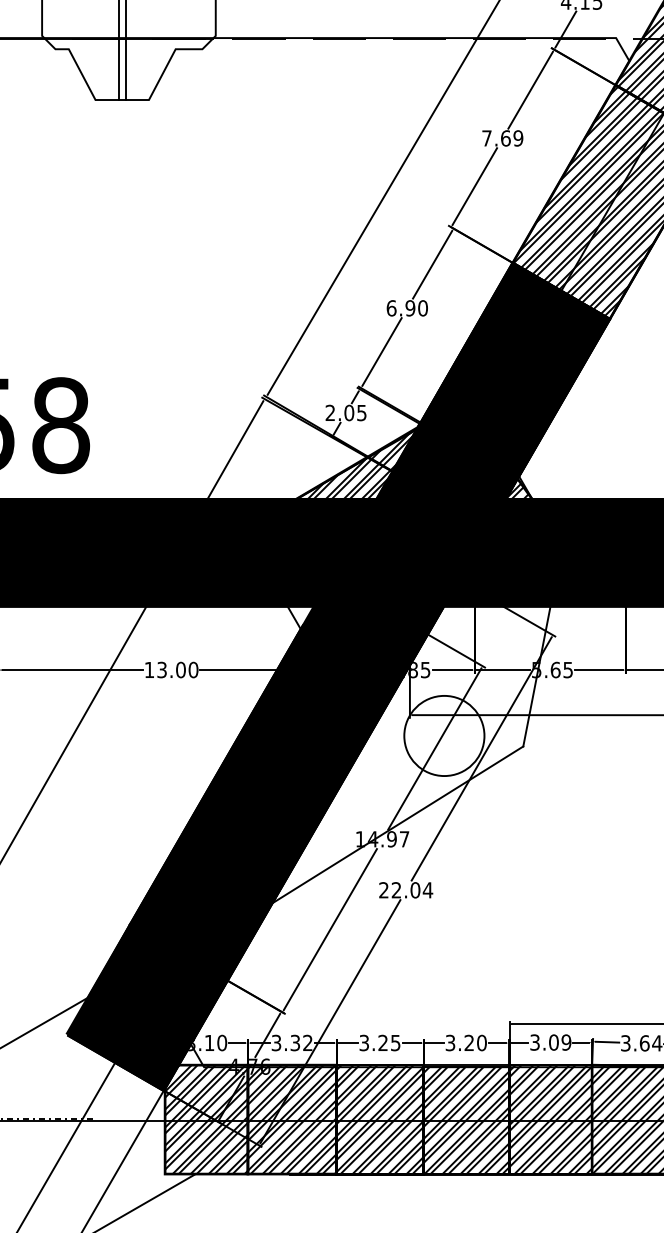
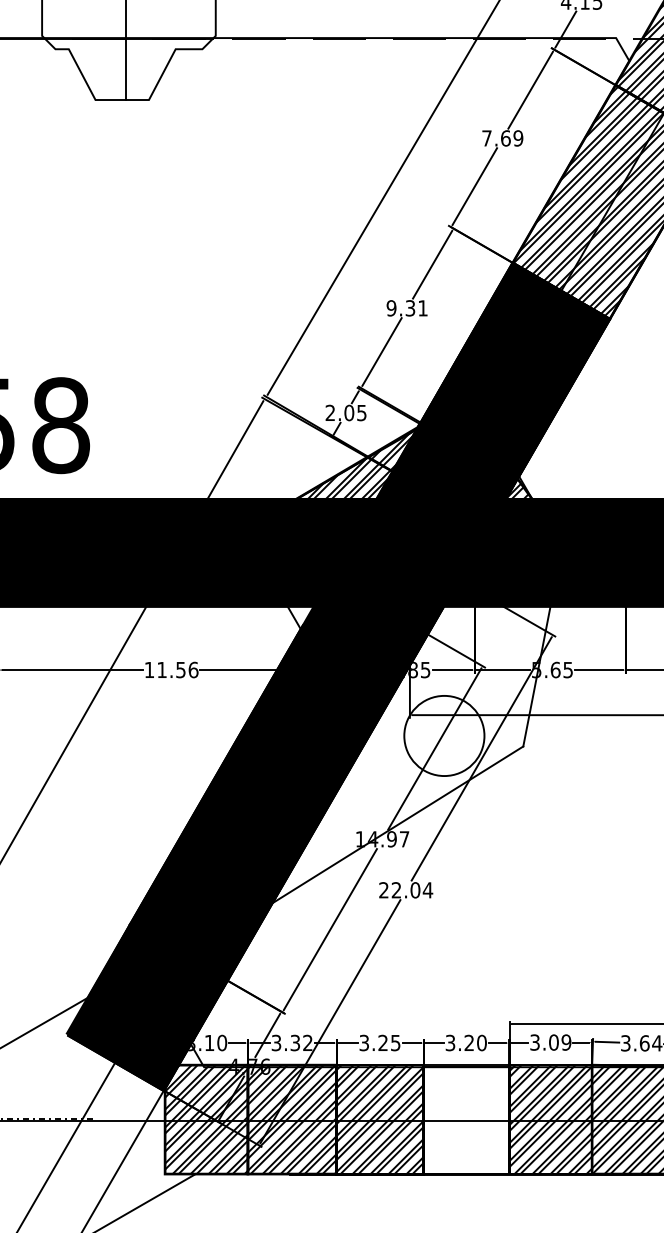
line: present -> none (118, 51)
text: 6.90 -> 9.31 (406, 308)
text: 13.00 -> 11.56 (177, 669)
hatch: present -> none (466, 1120)
